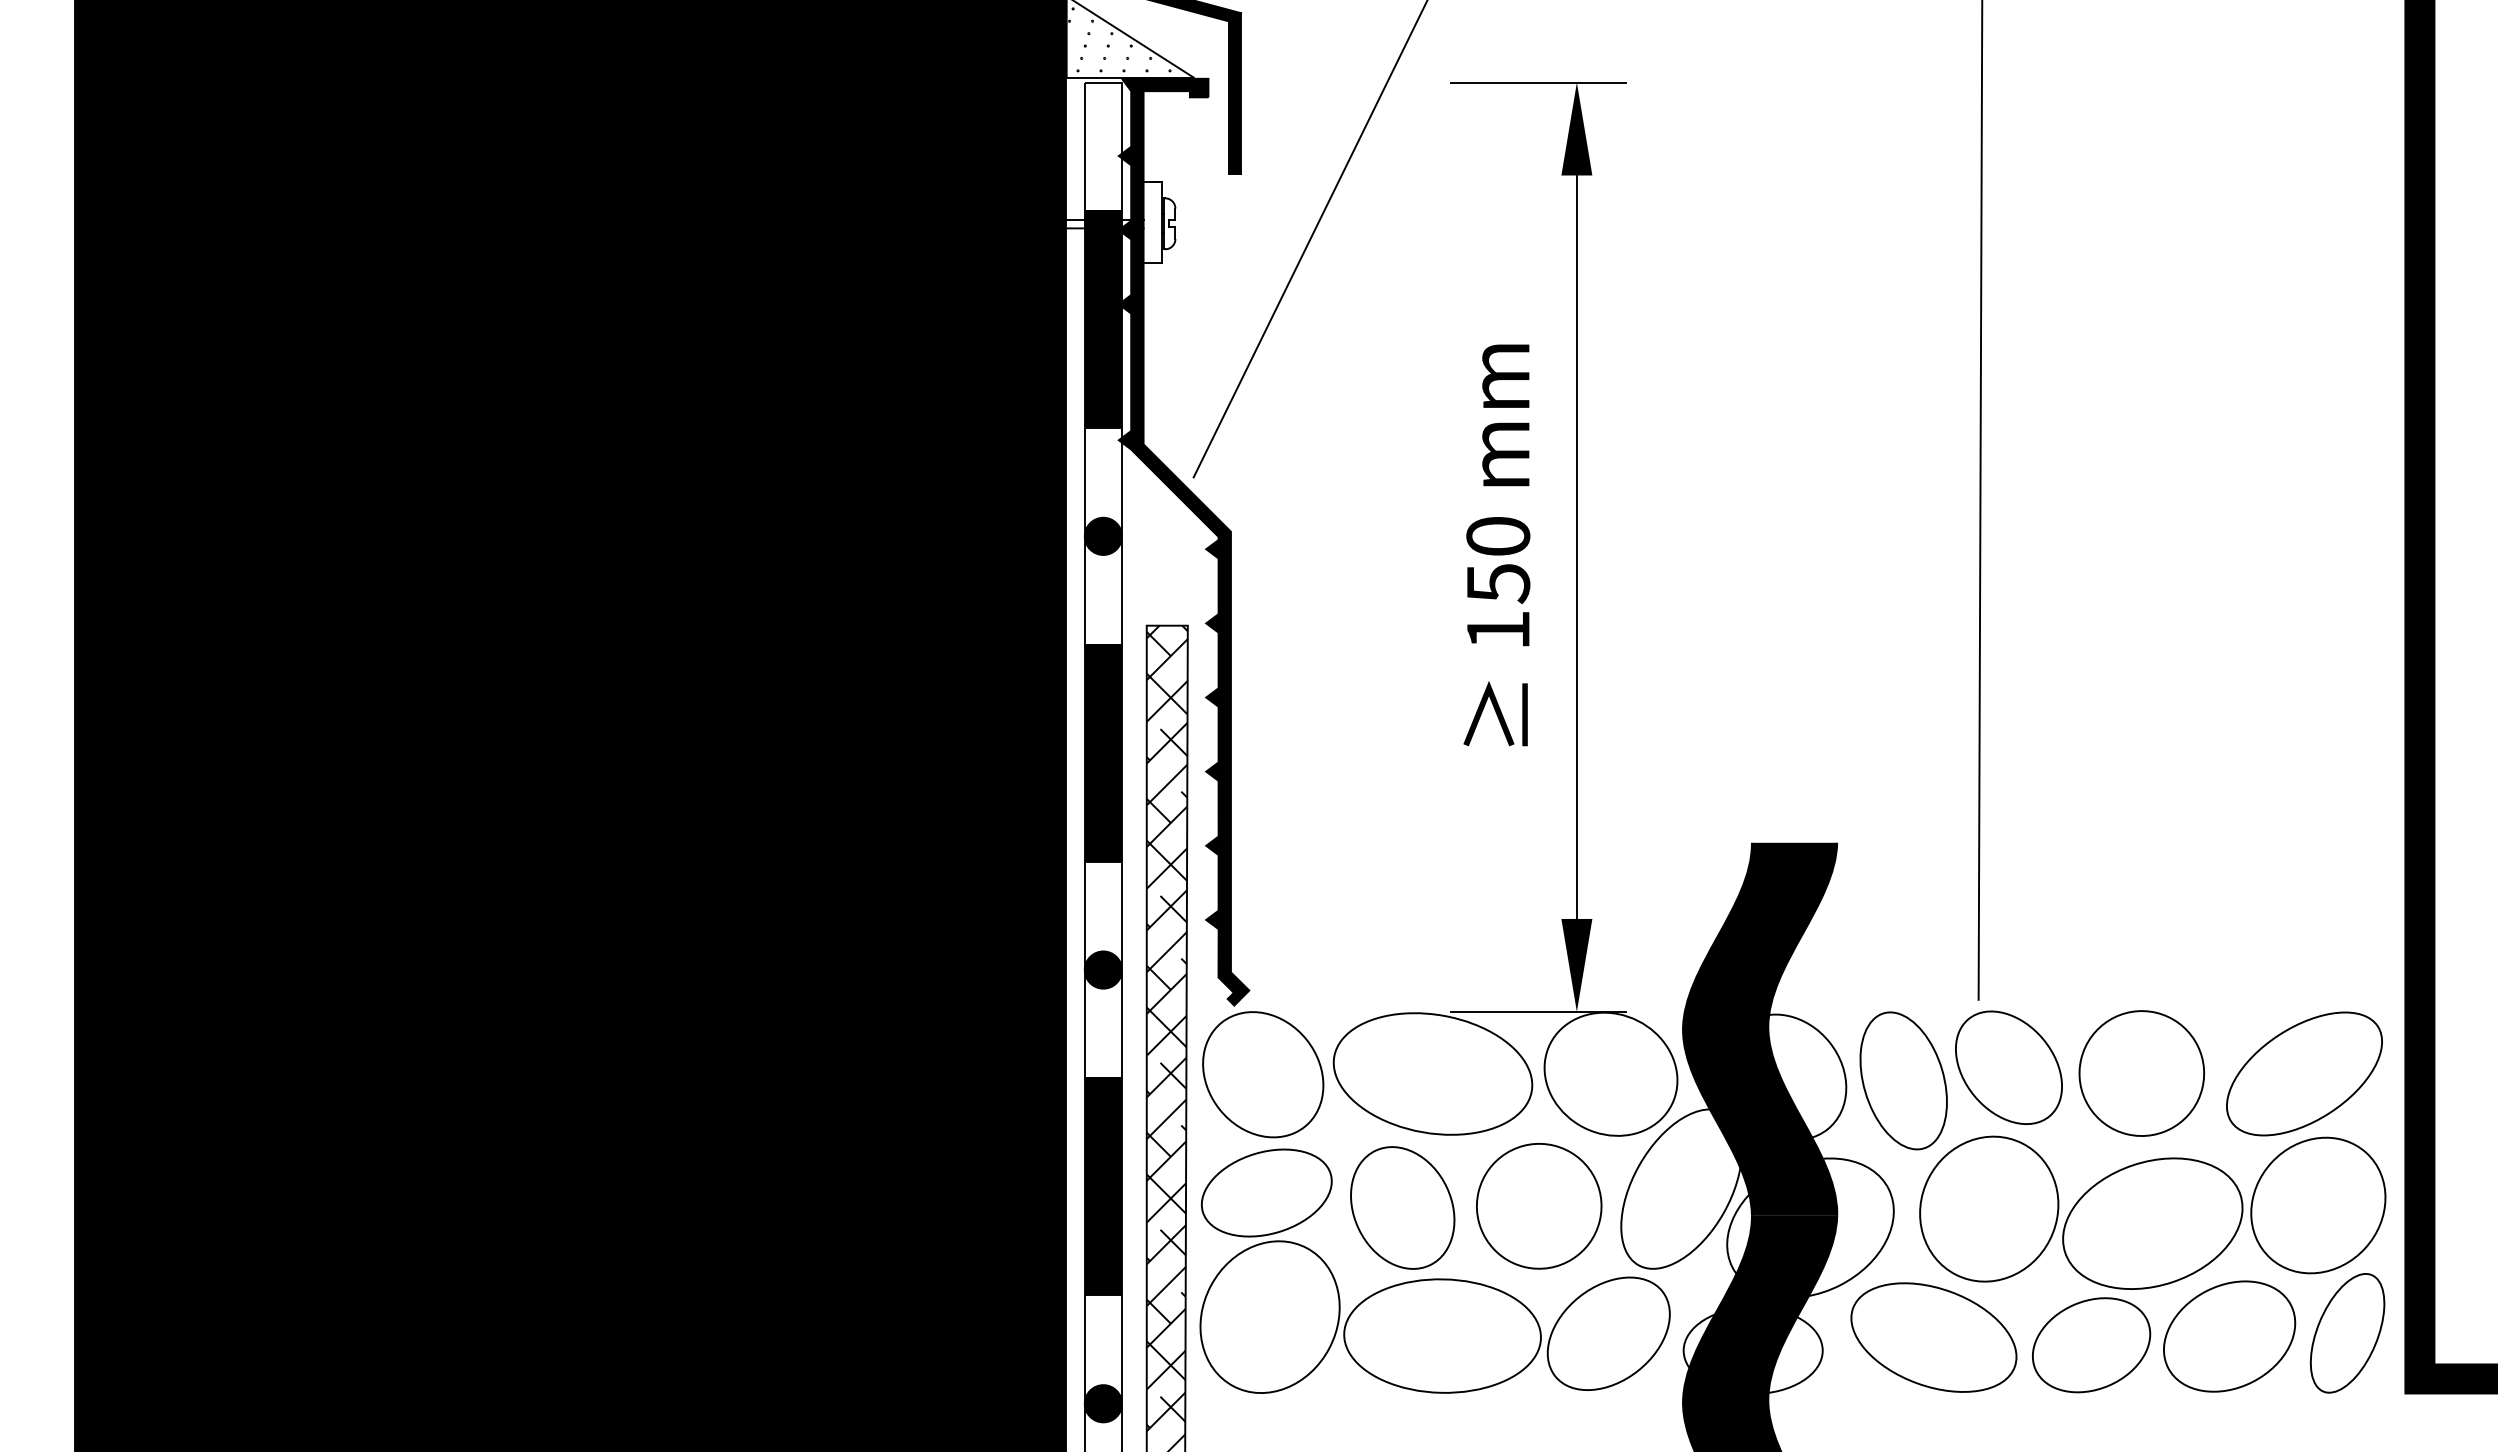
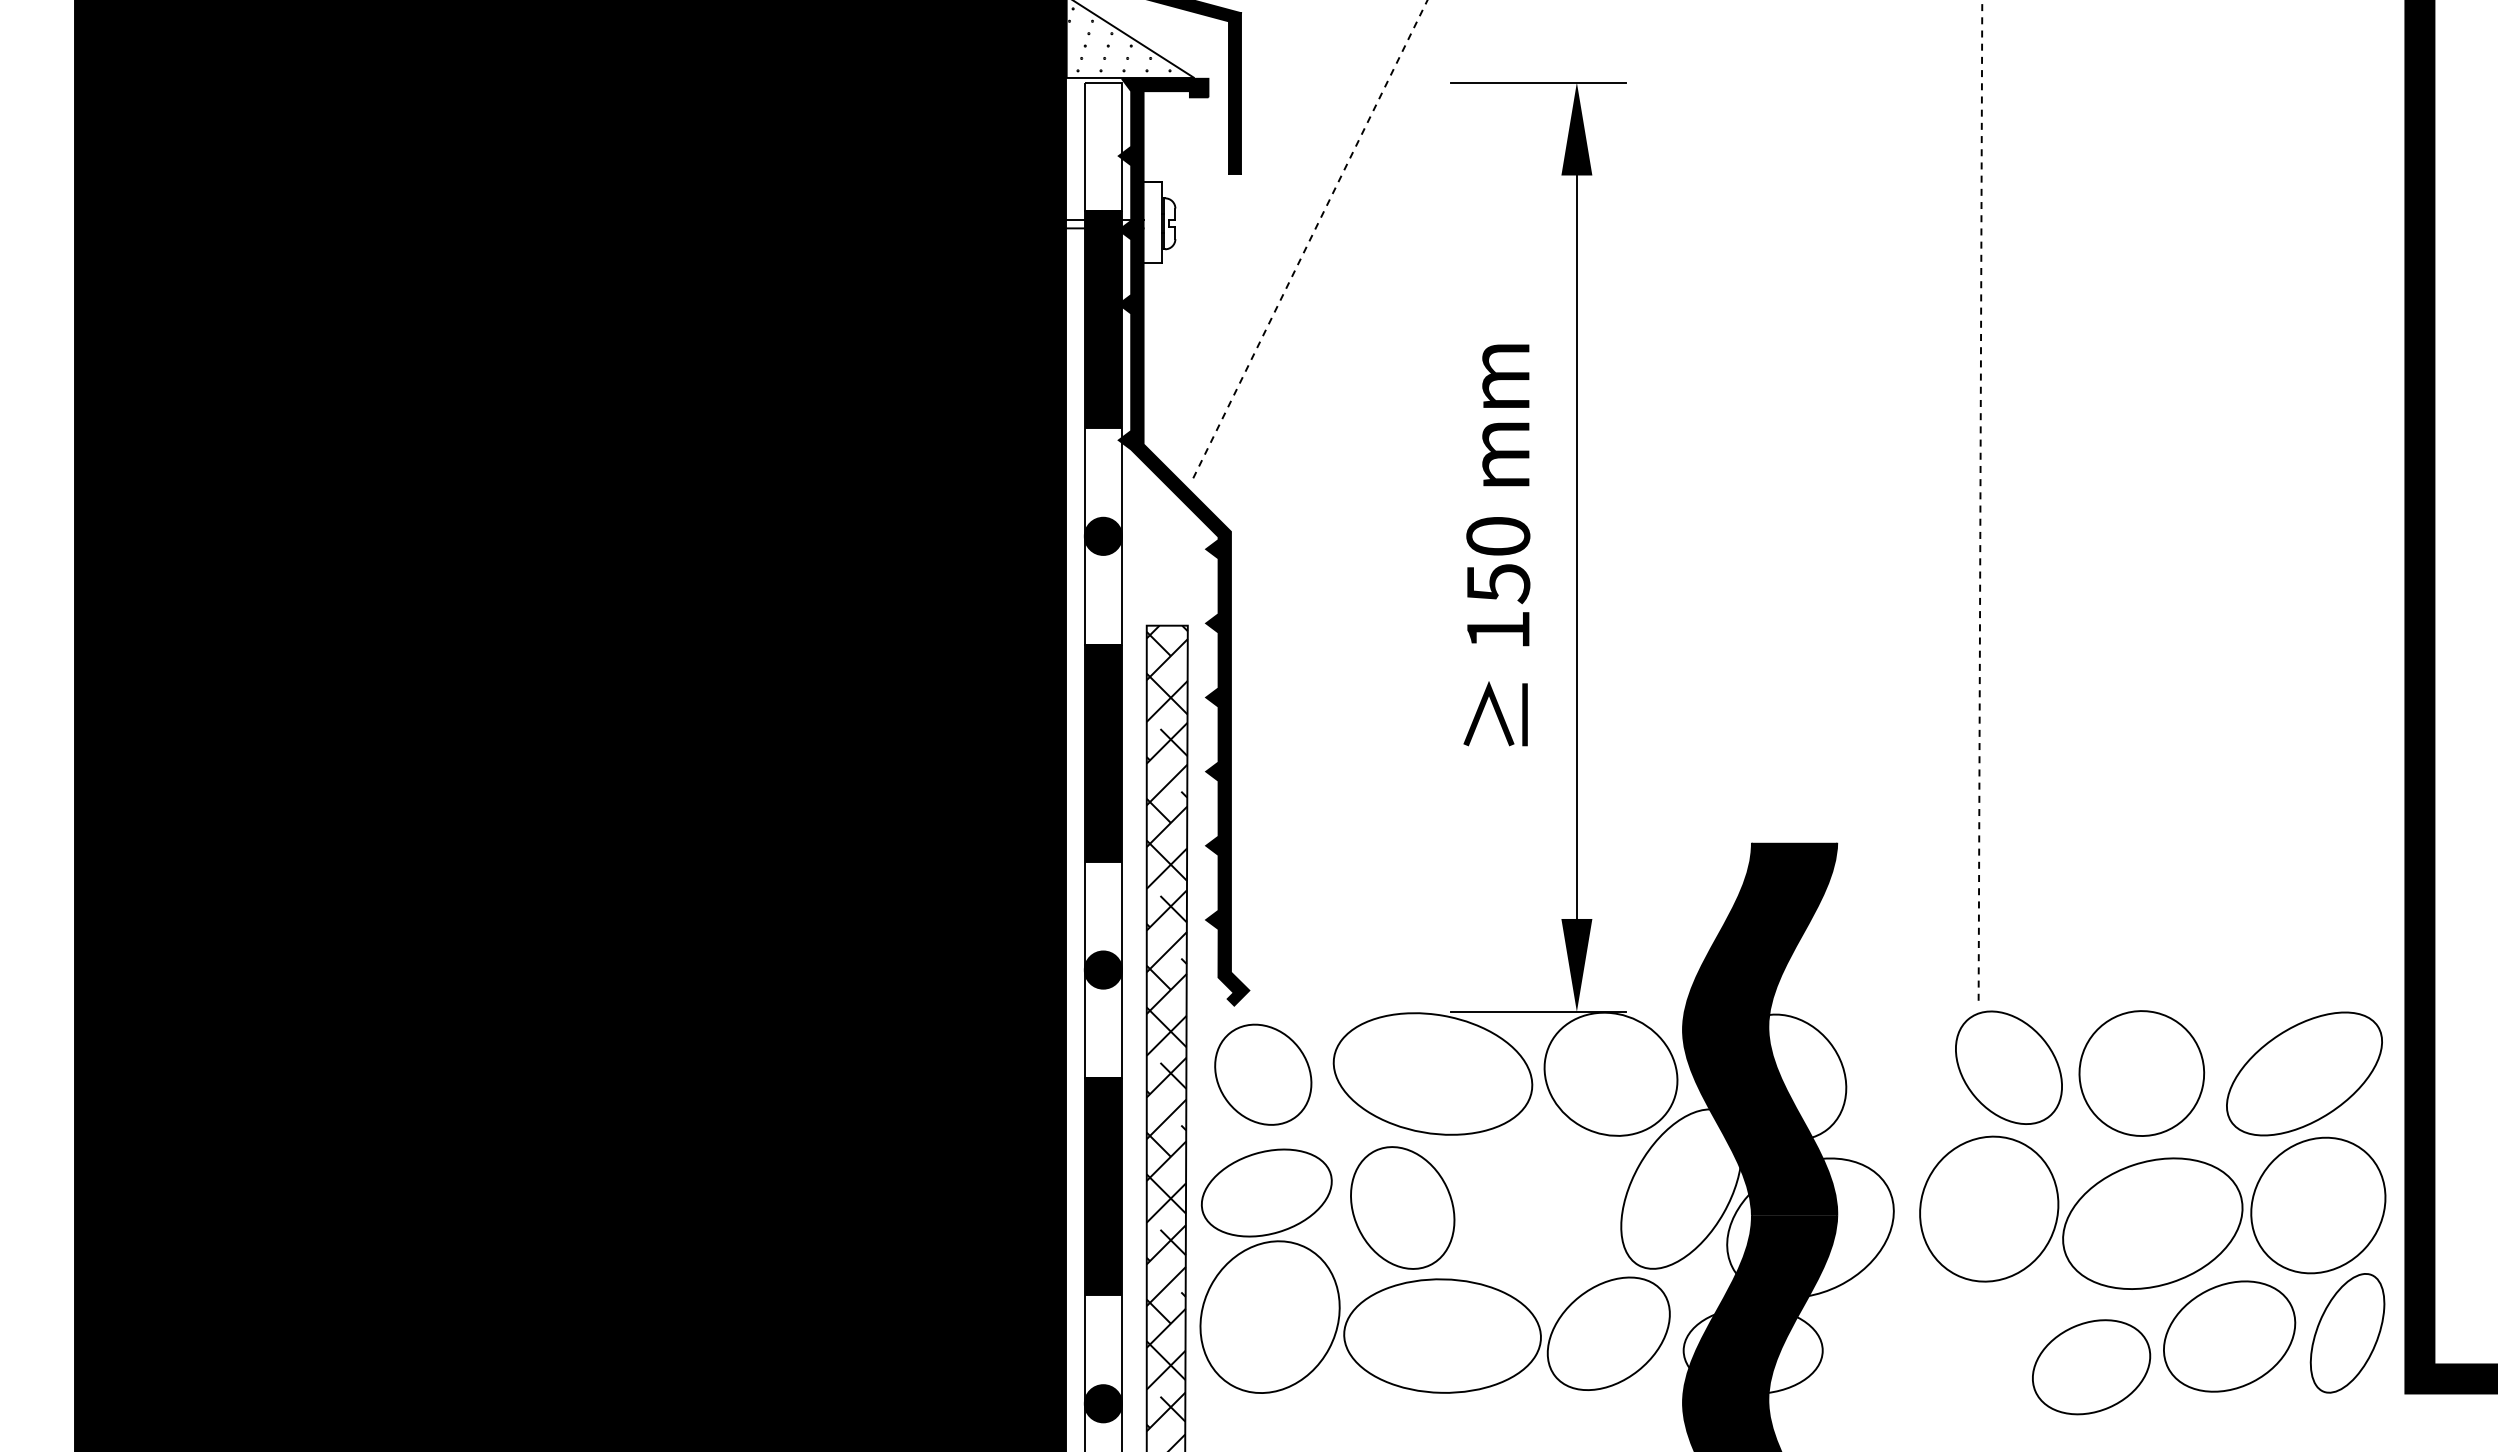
line: solid -> dashed (1310, 238)
line: solid -> dashed (1980, 500)
part size: 123x128 px -> 99x103 px (1263, 1074)
part: present -> none (1903, 1080)
part: present -> none (1539, 1206)
part: present -> none (1933, 1337)
part position: (2091, 1345) -> (2091, 1367) (2091, 1367)
